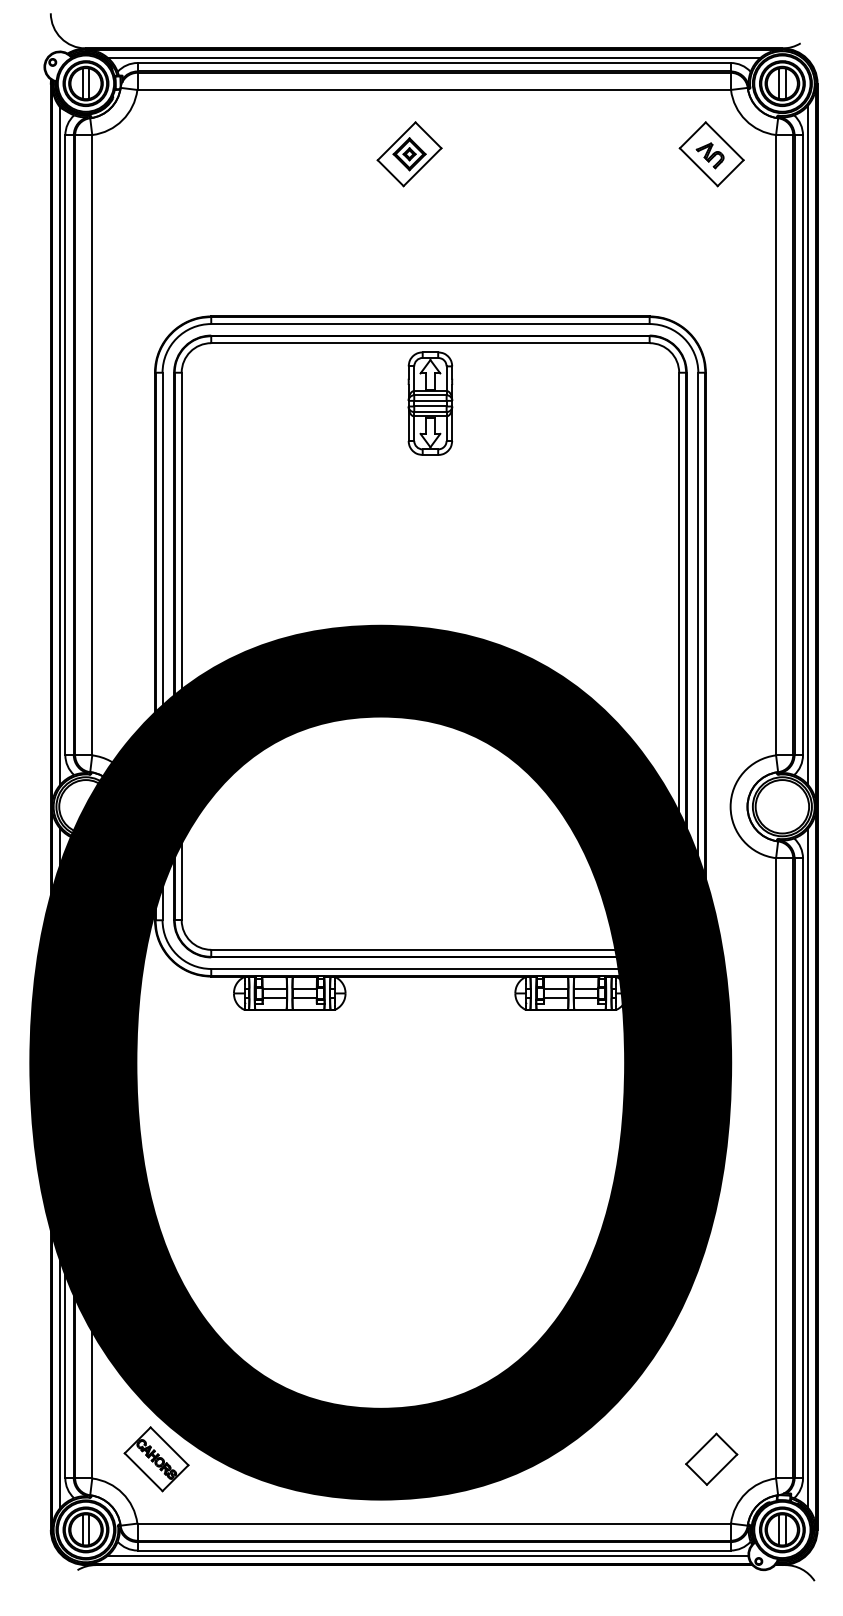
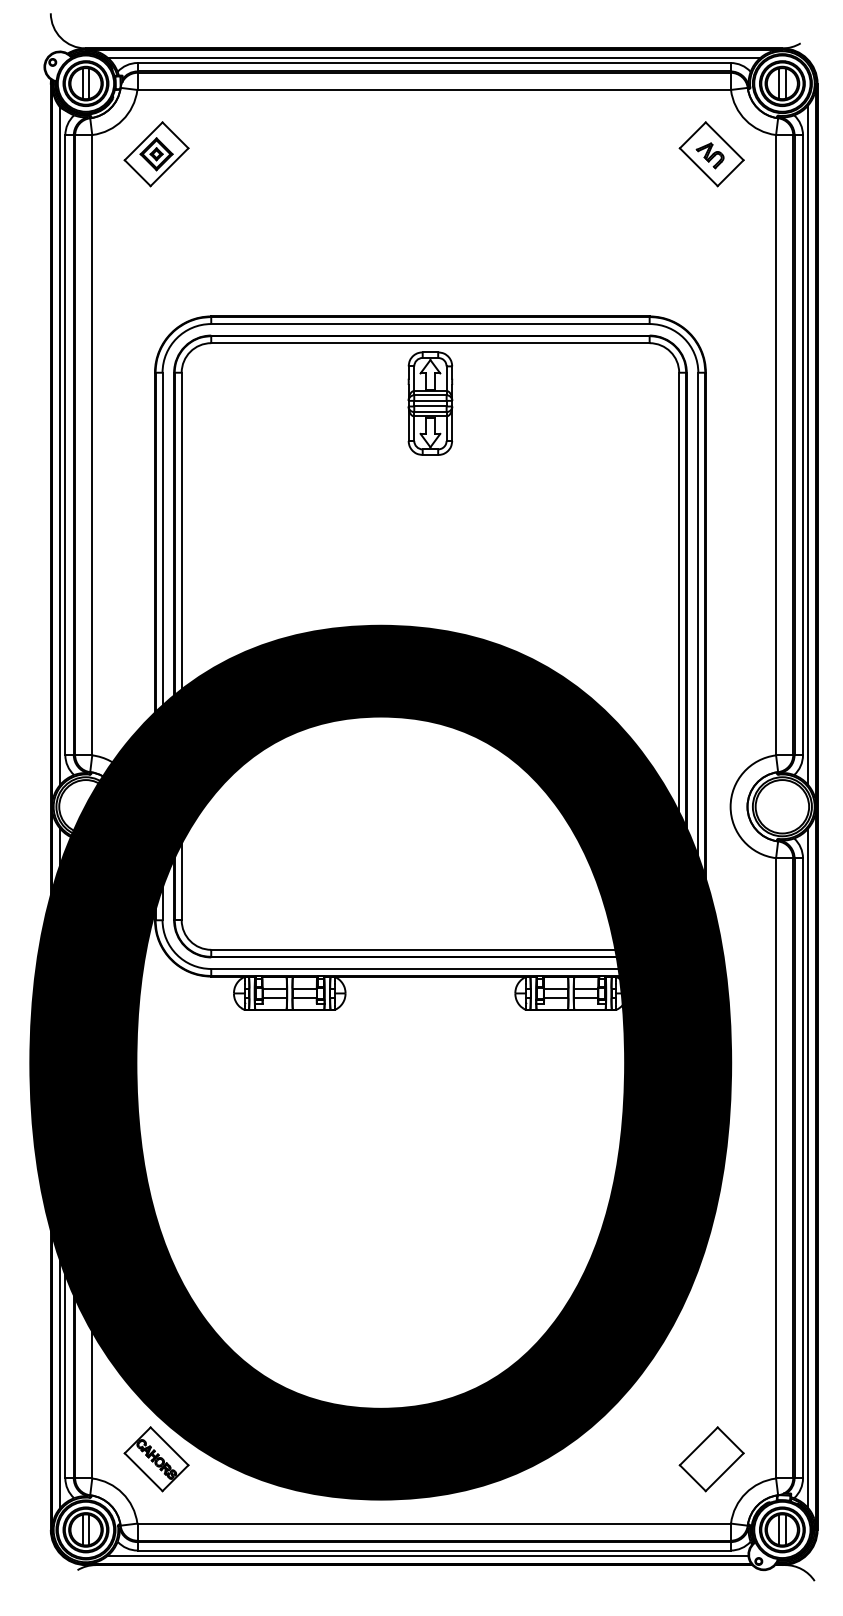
part position: (409, 154) -> (156, 154) (156, 154)
part size: 54x54 px -> 67x67 px (711, 1459)
